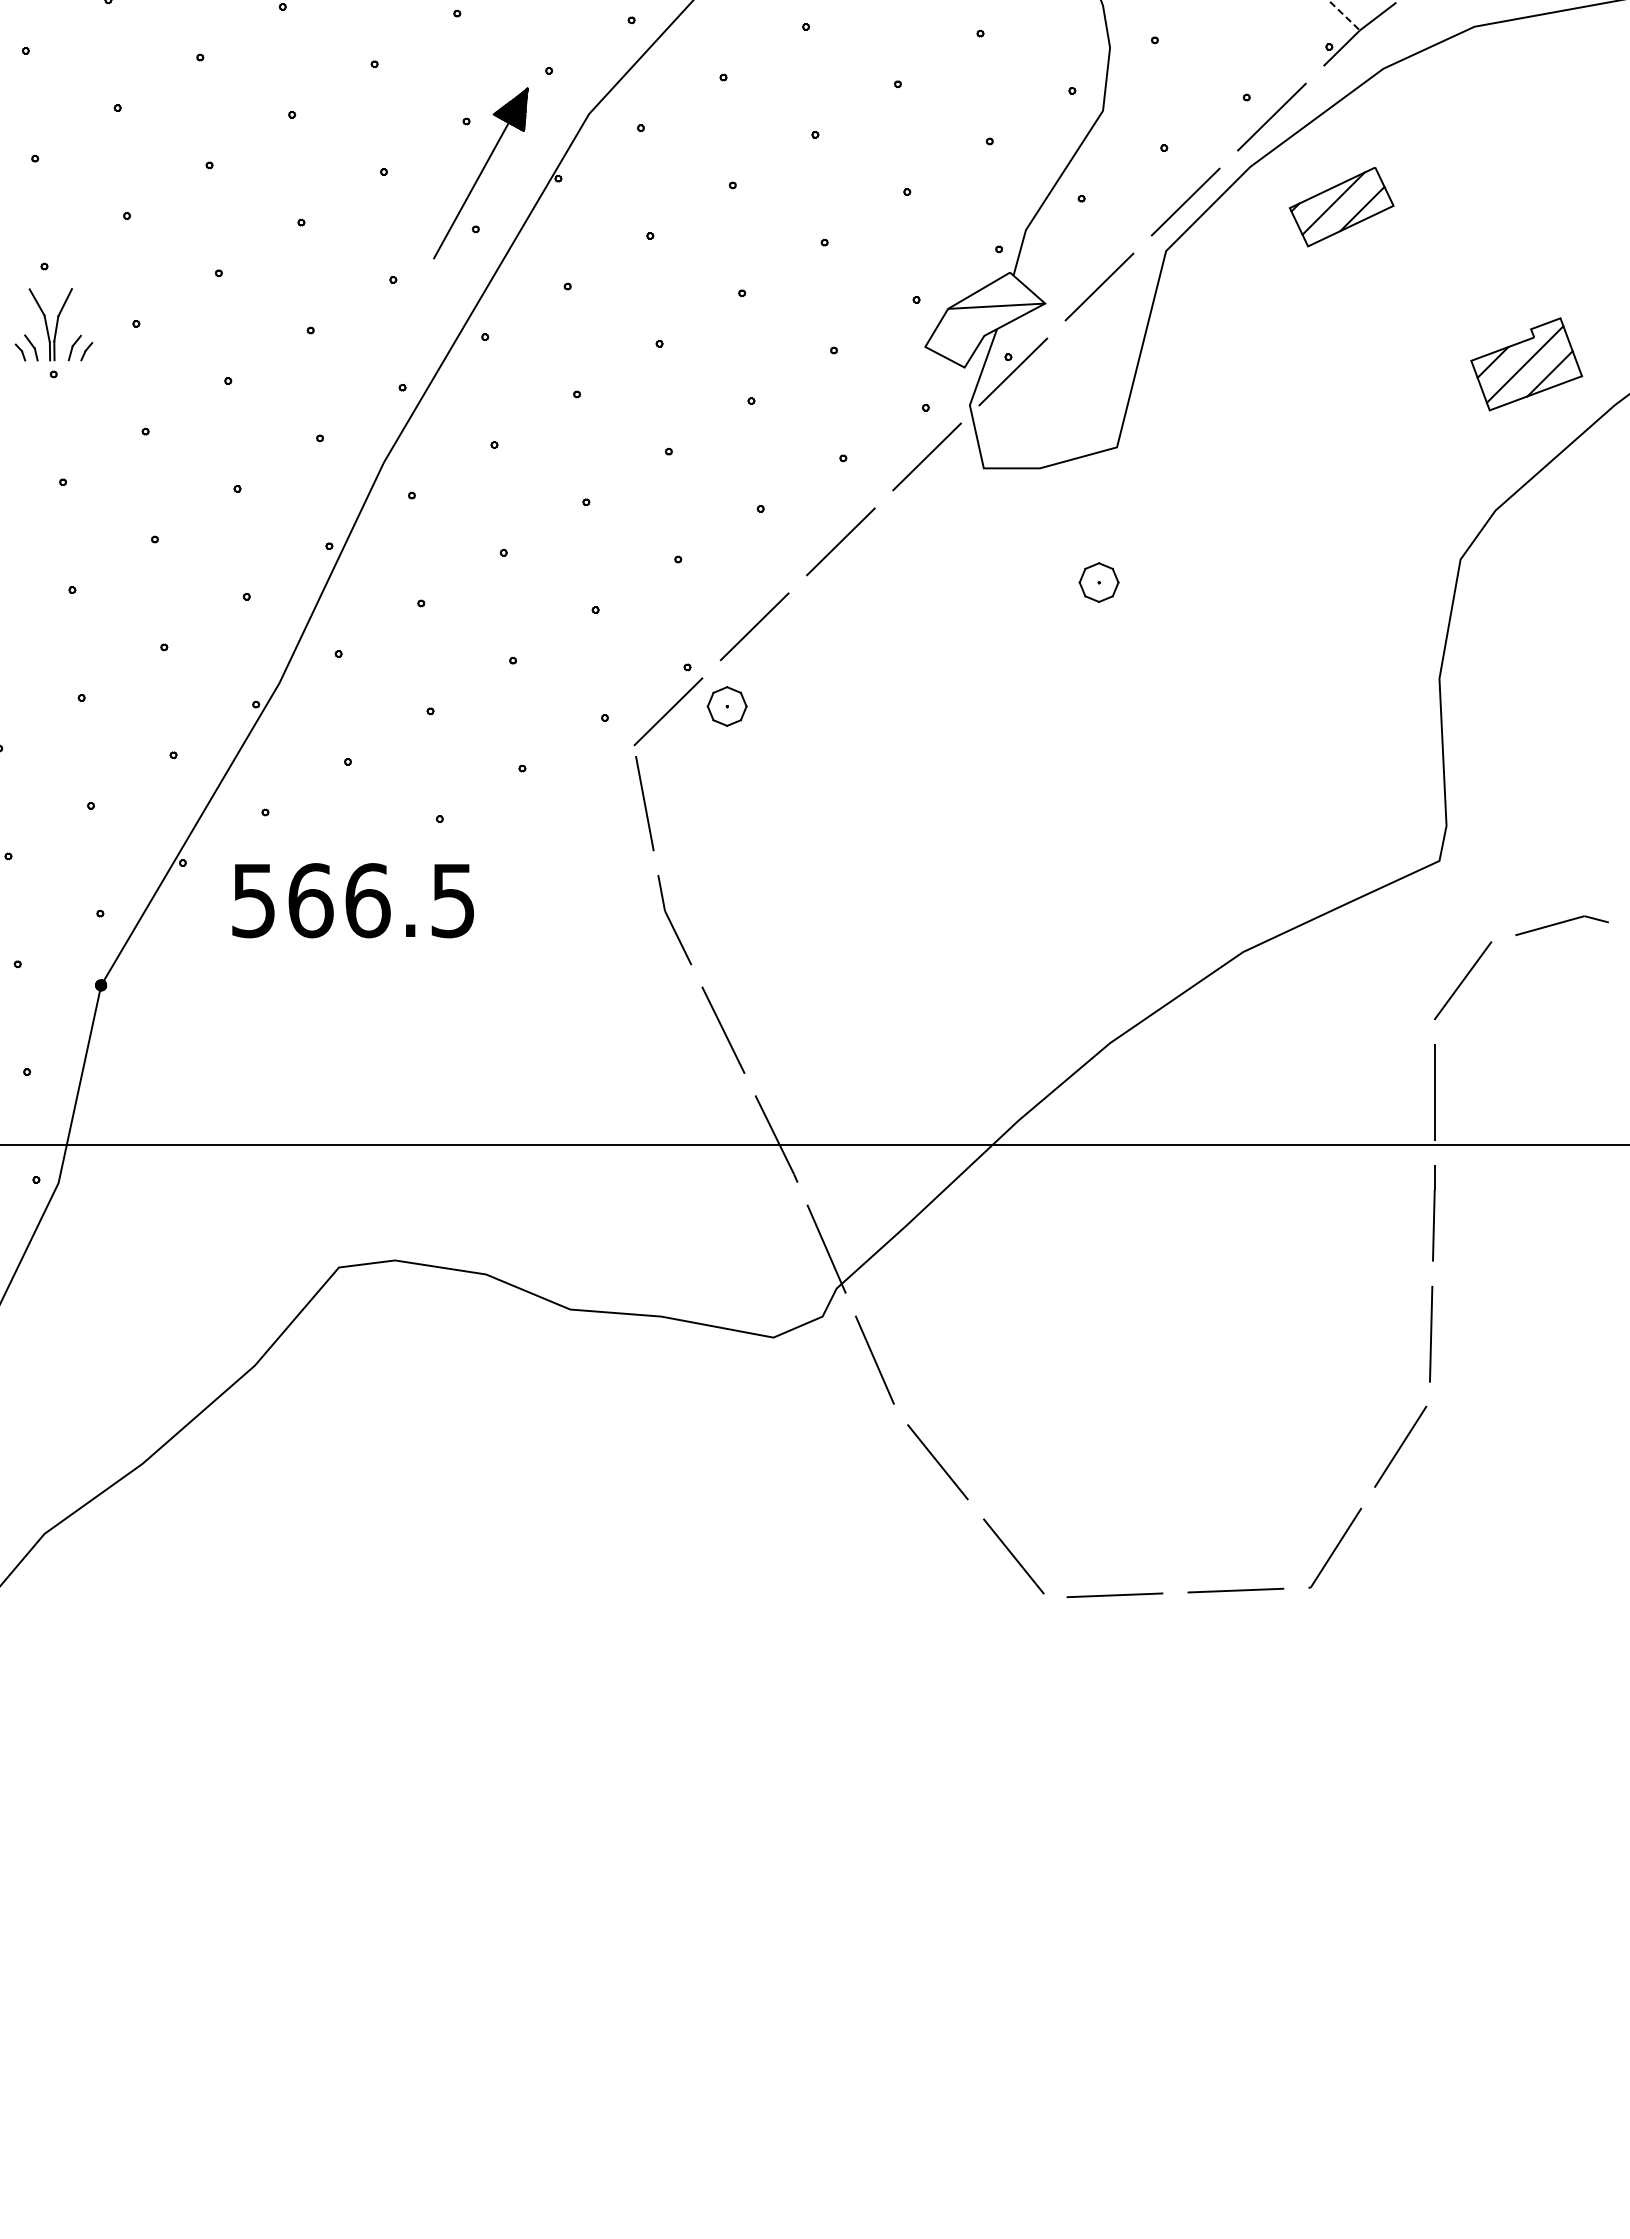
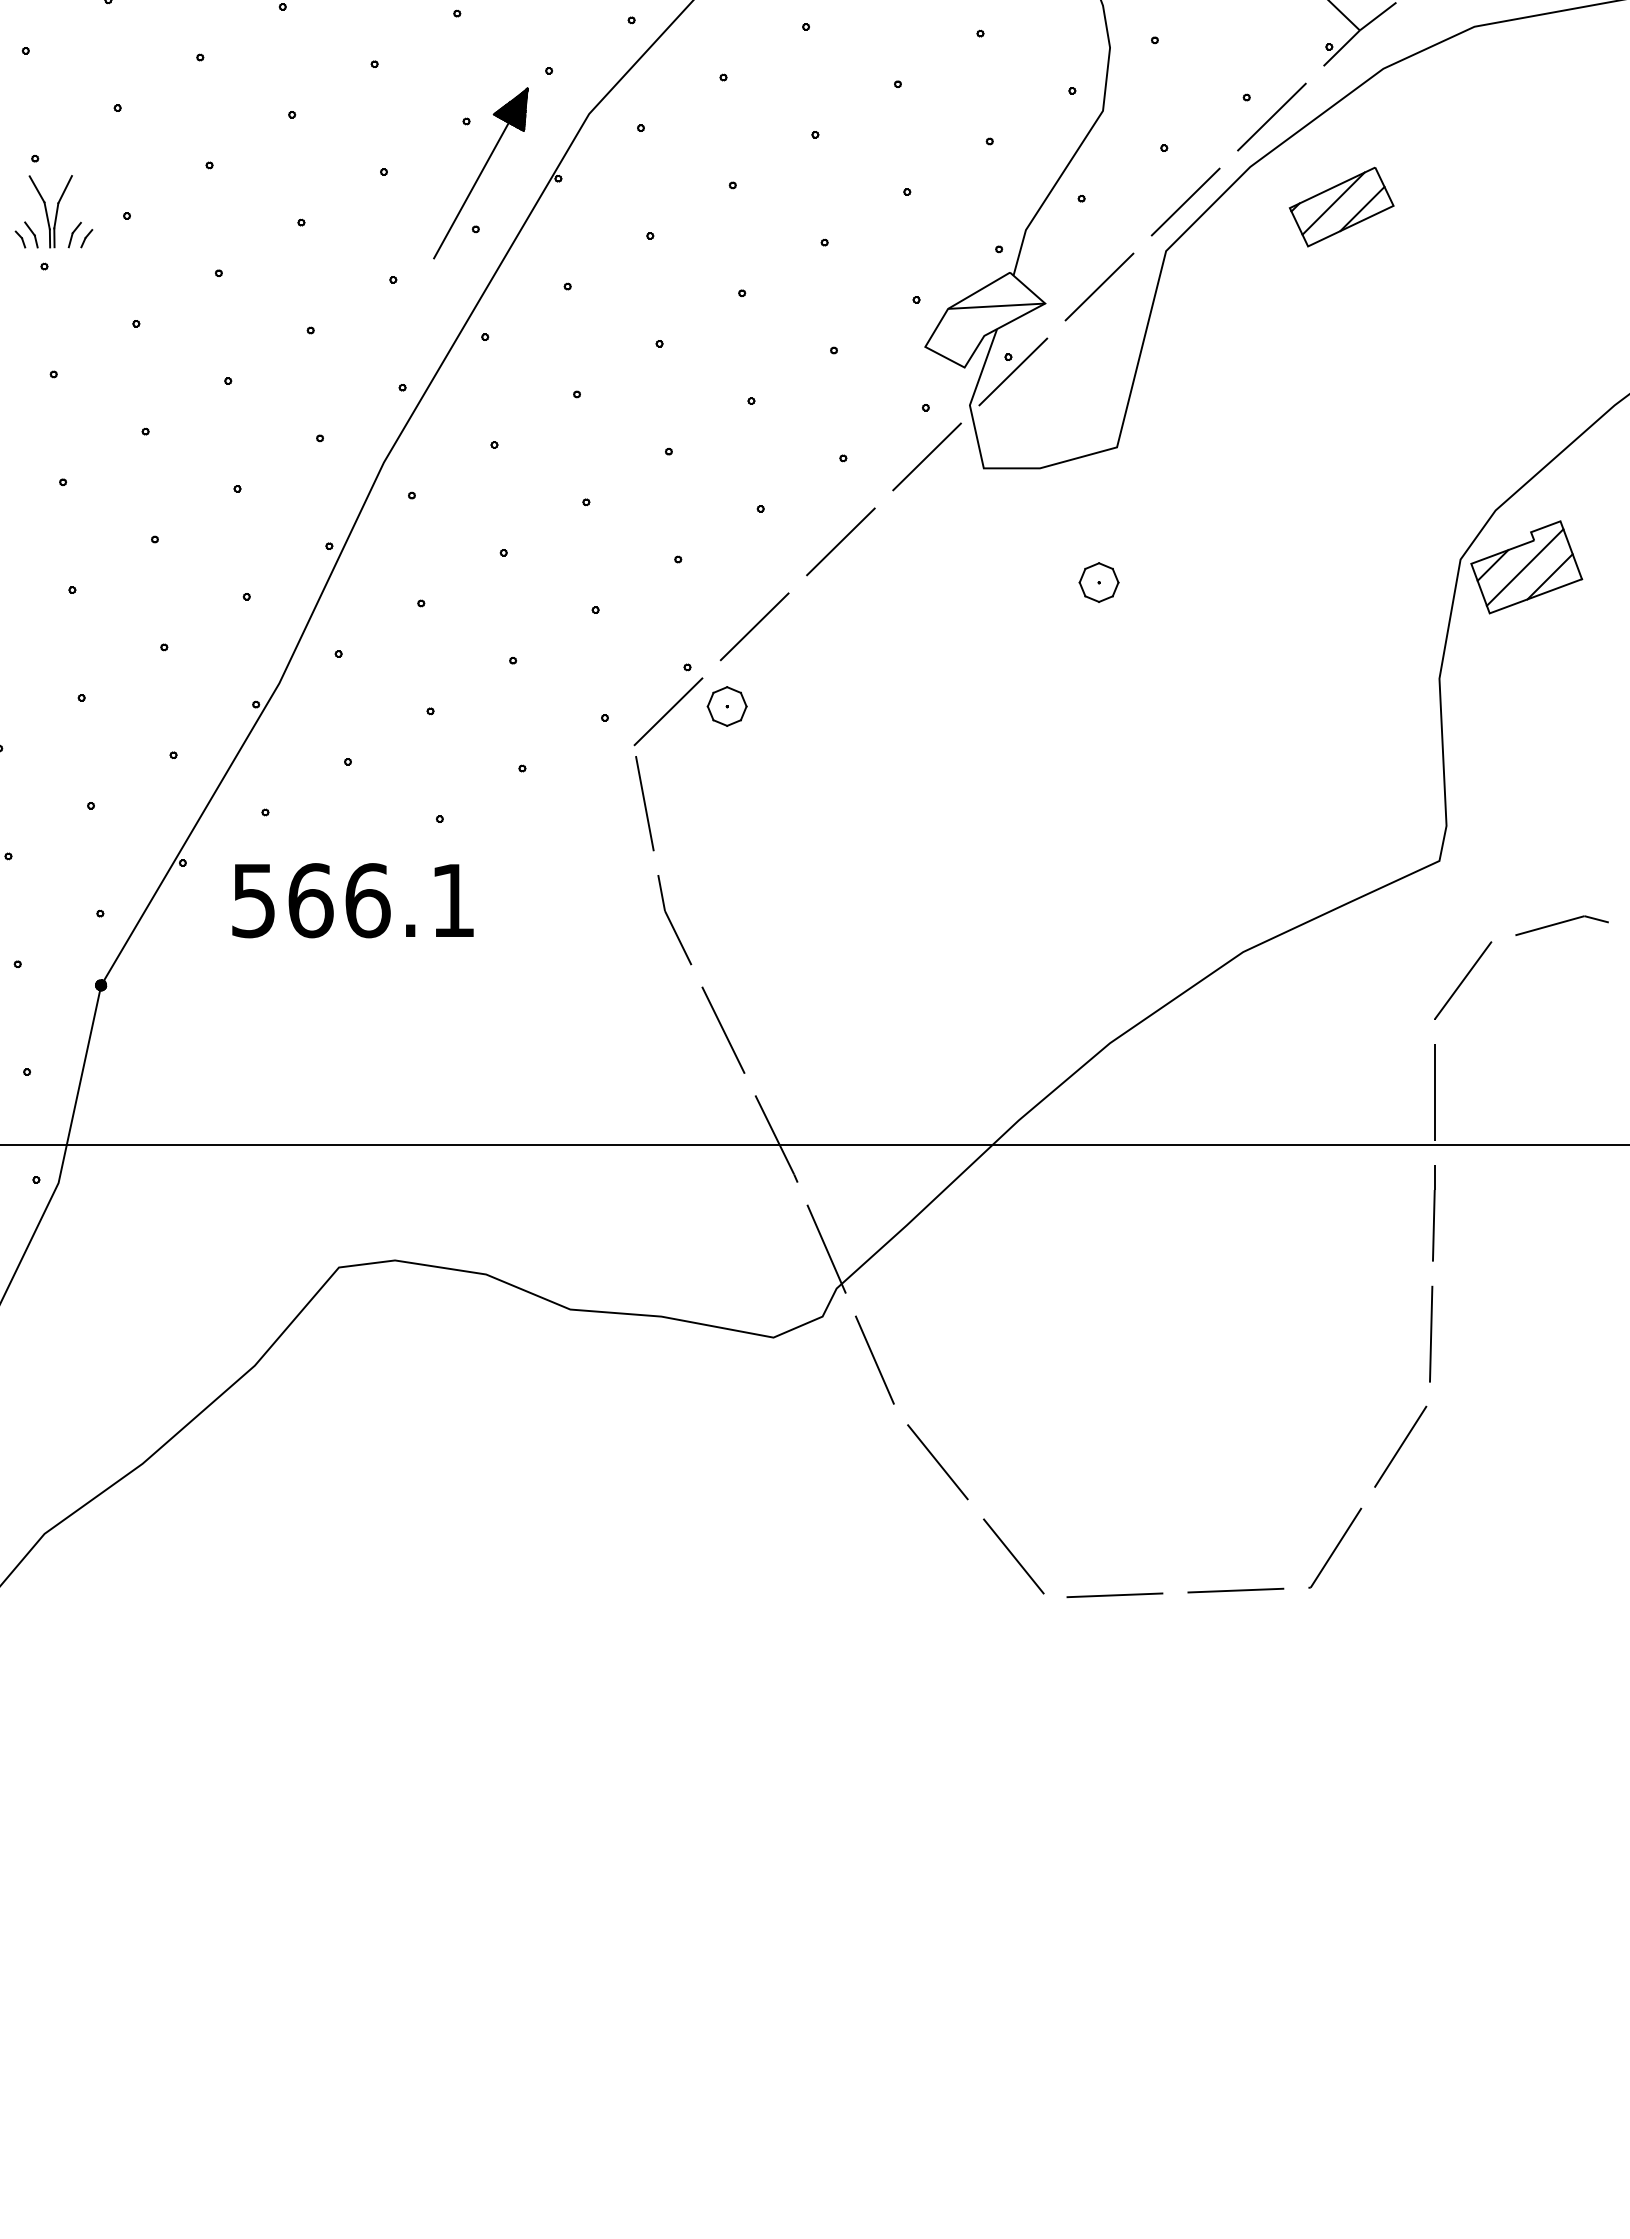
line: dashed -> solid (1344, 15)
part position: (53, 324) -> (53, 211) (53, 211)
part position: (1526, 364) -> (1526, 567) (1526, 567)
text: 566.5 -> 566.1 (452, 901)
